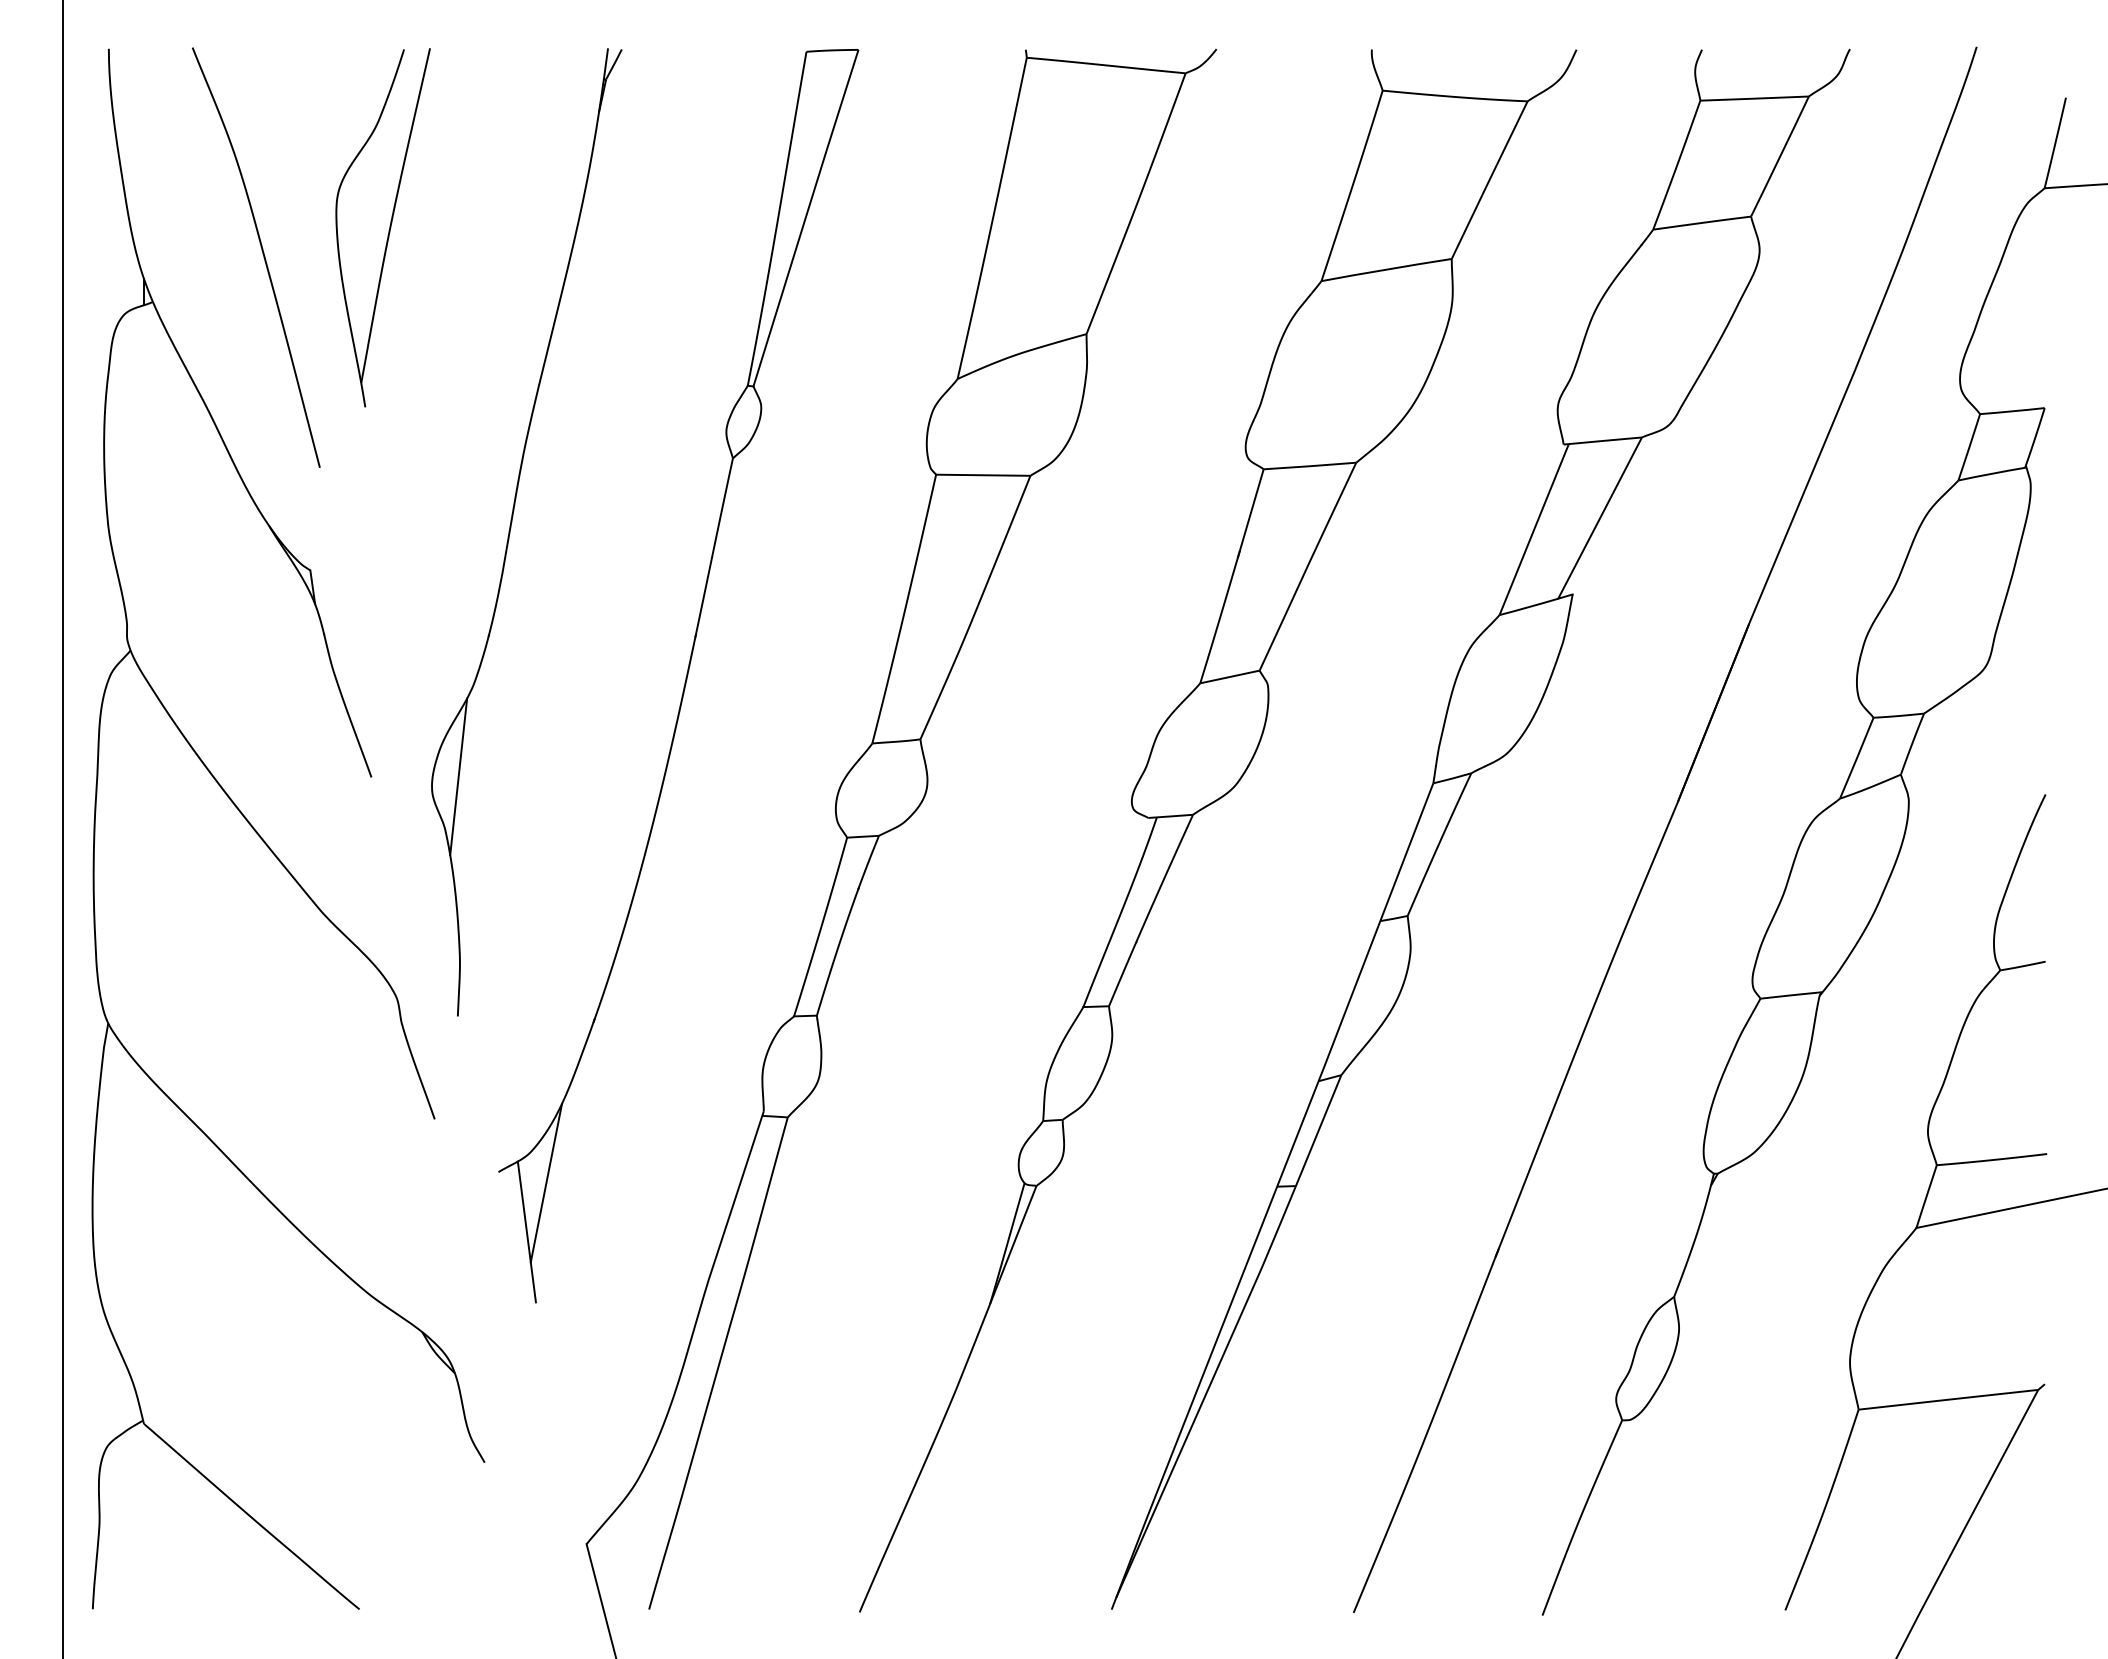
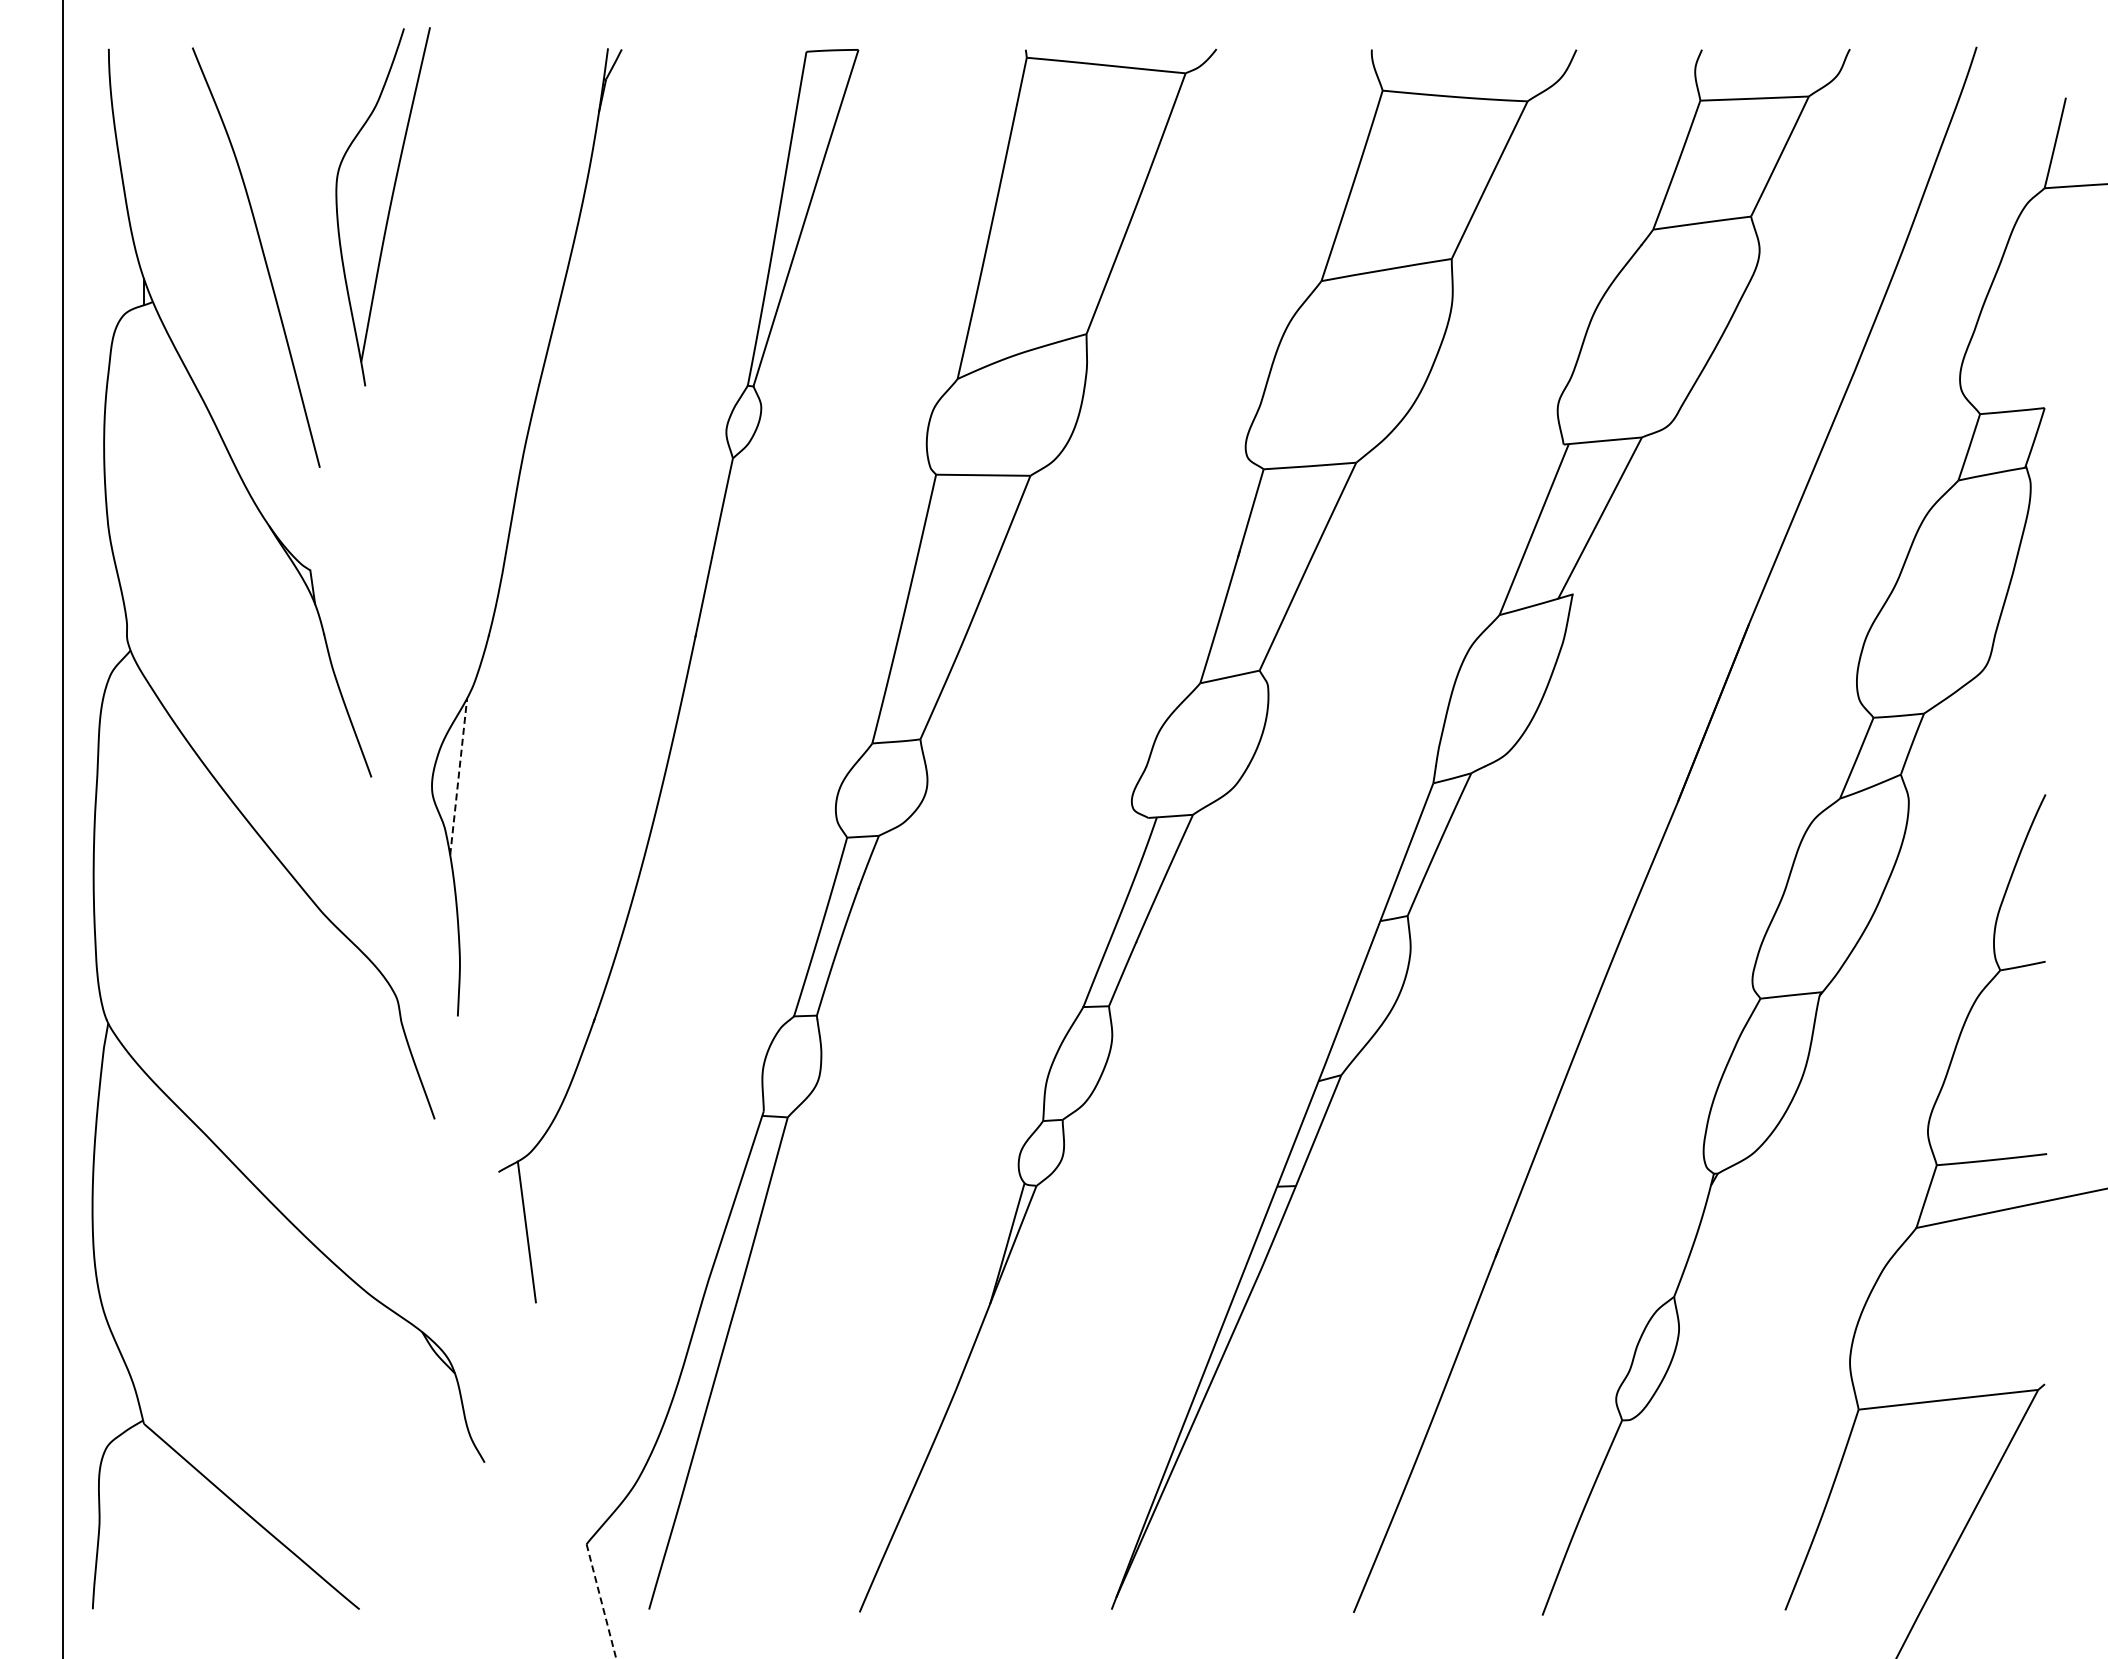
part position: (388, 230) -> (388, 209) (388, 209)
line: solid -> dashed (458, 776)
line: present -> none (546, 1182)
line: solid -> dashed (601, 1602)
